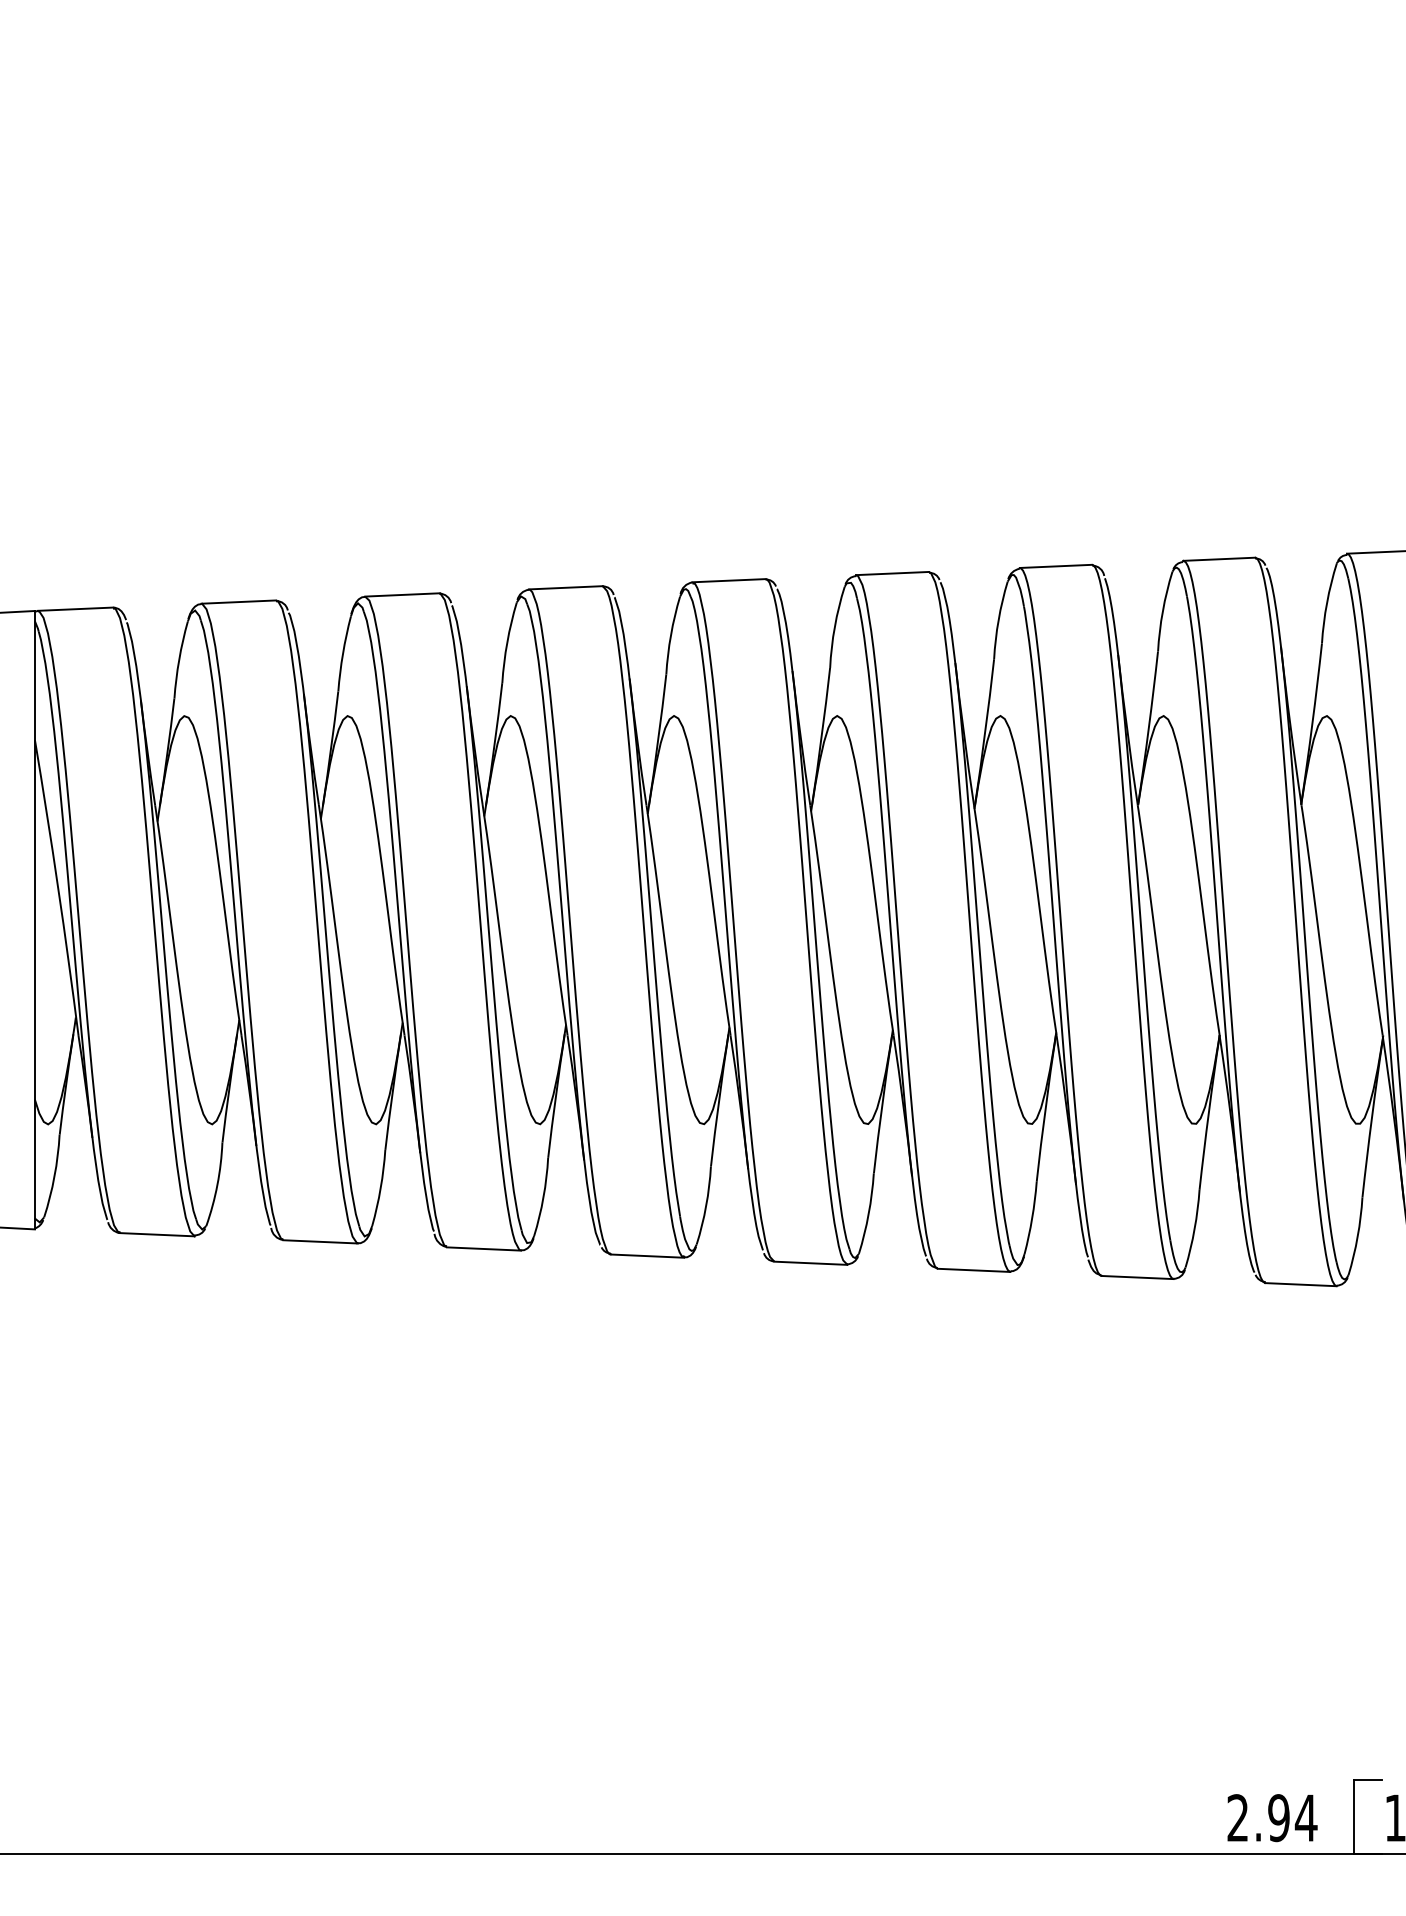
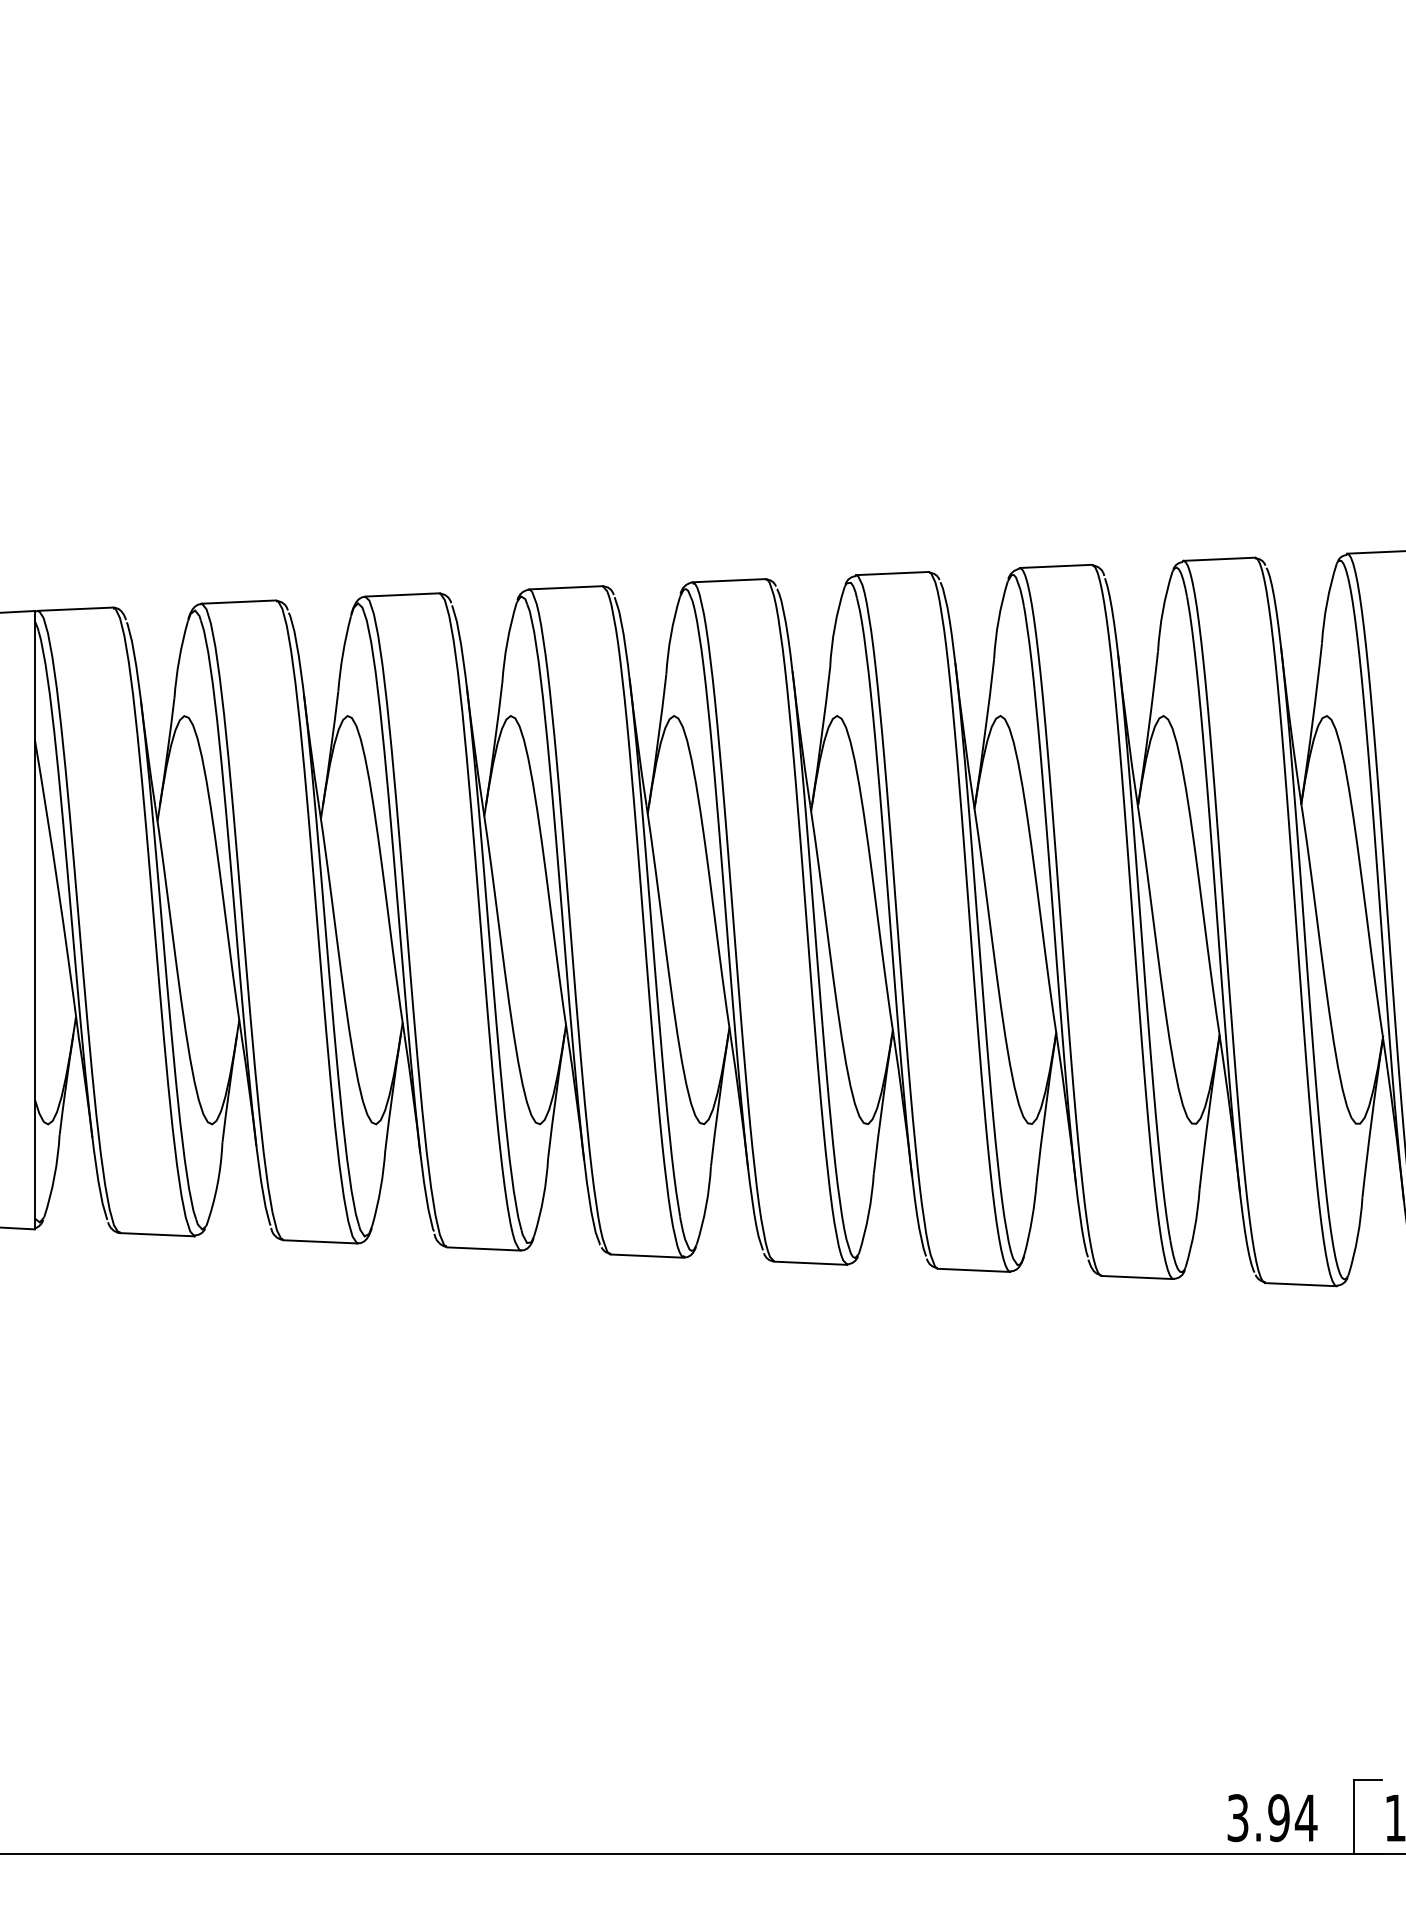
text: 2.94 -> 3.94 (1237, 1818)
